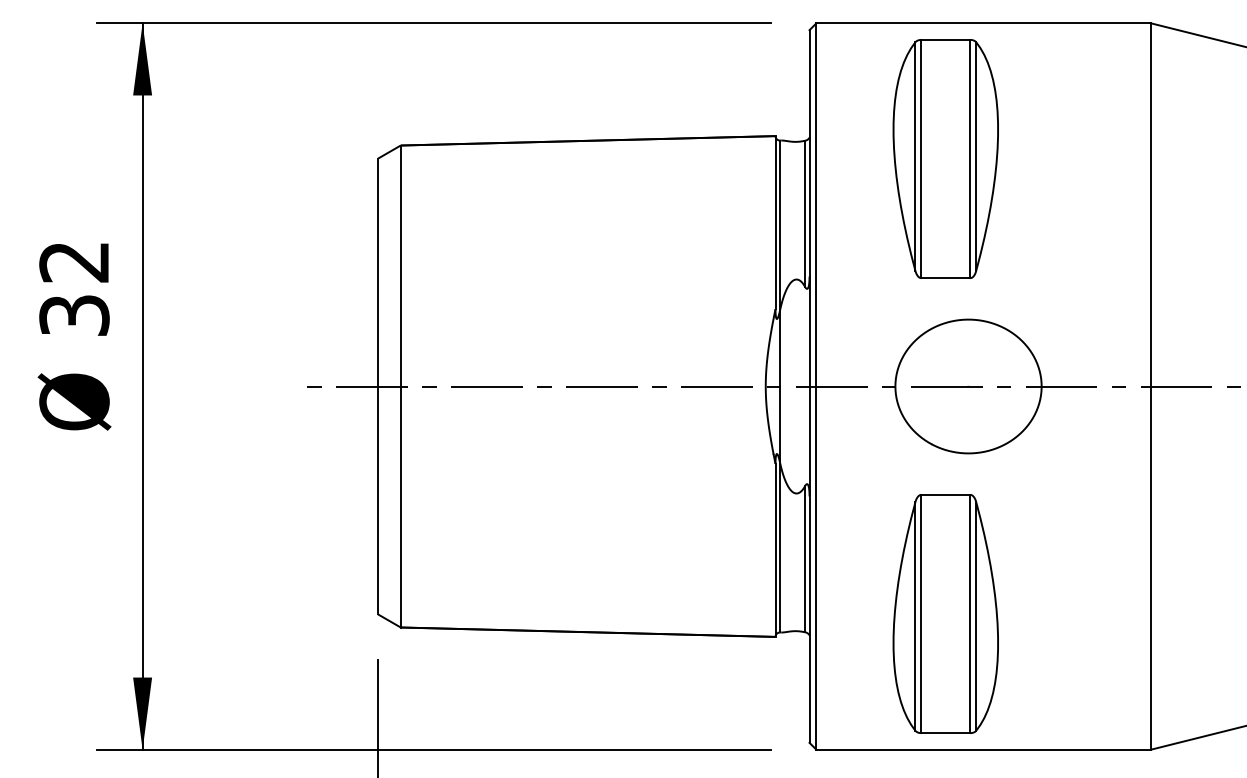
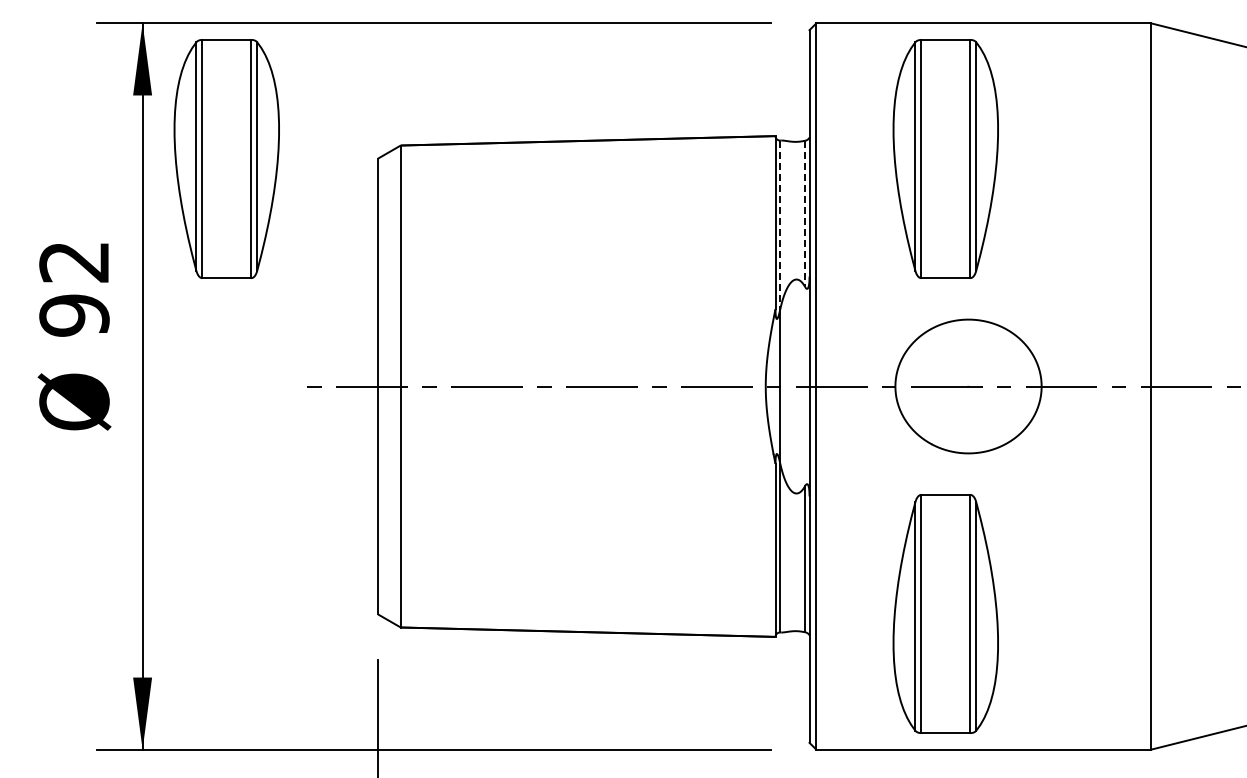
part: none -> present (226, 158)
line: solid -> dashed (805, 214)
line: solid -> dashed (780, 225)
text: 32 -> 92 (74, 315)
